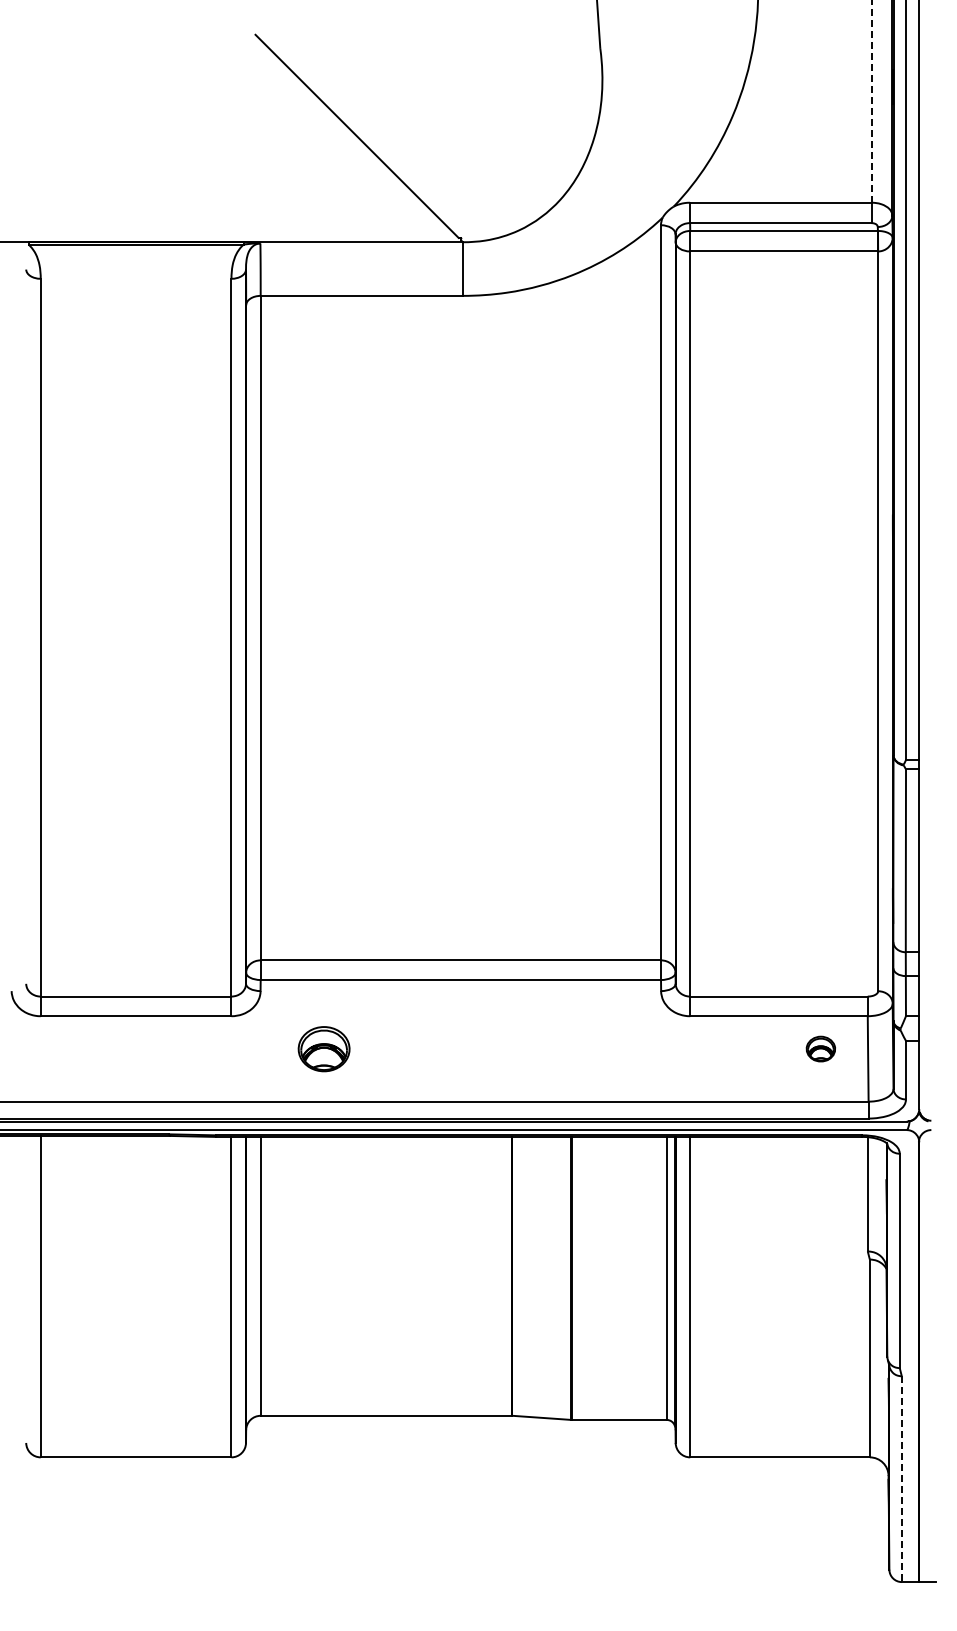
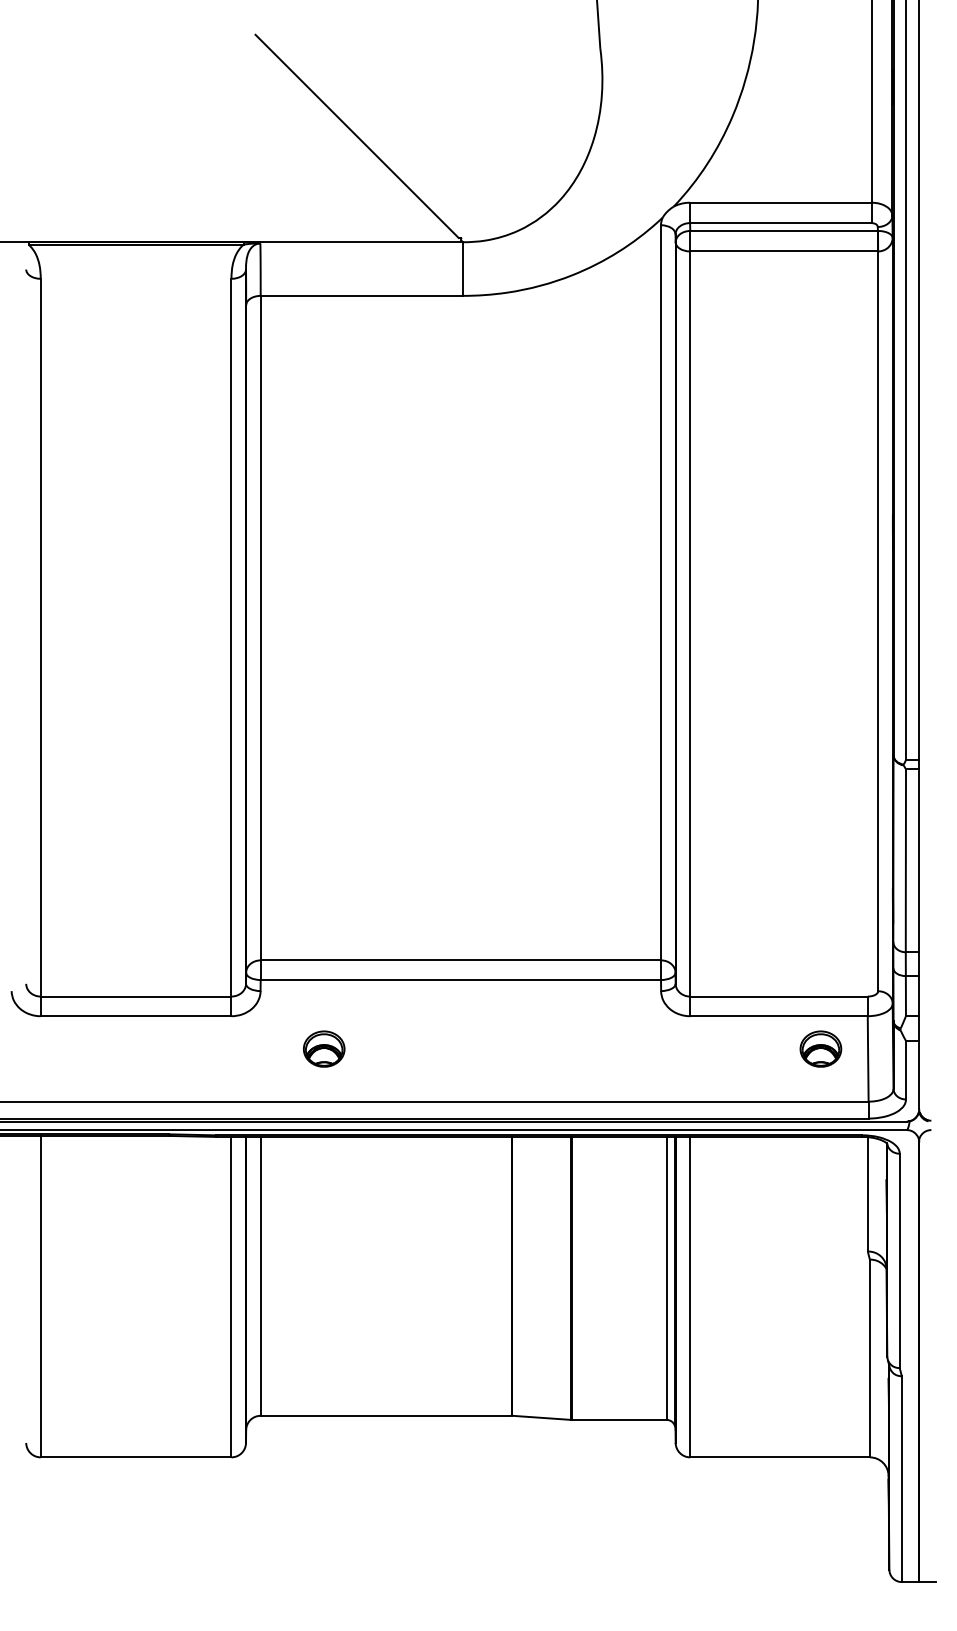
line: dashed -> solid (871, 101)
part size: 31x28 px -> 44x38 px (820, 1048)
part size: 54x47 px -> 43x38 px (324, 1048)
line: dashed -> solid (901, 1479)
